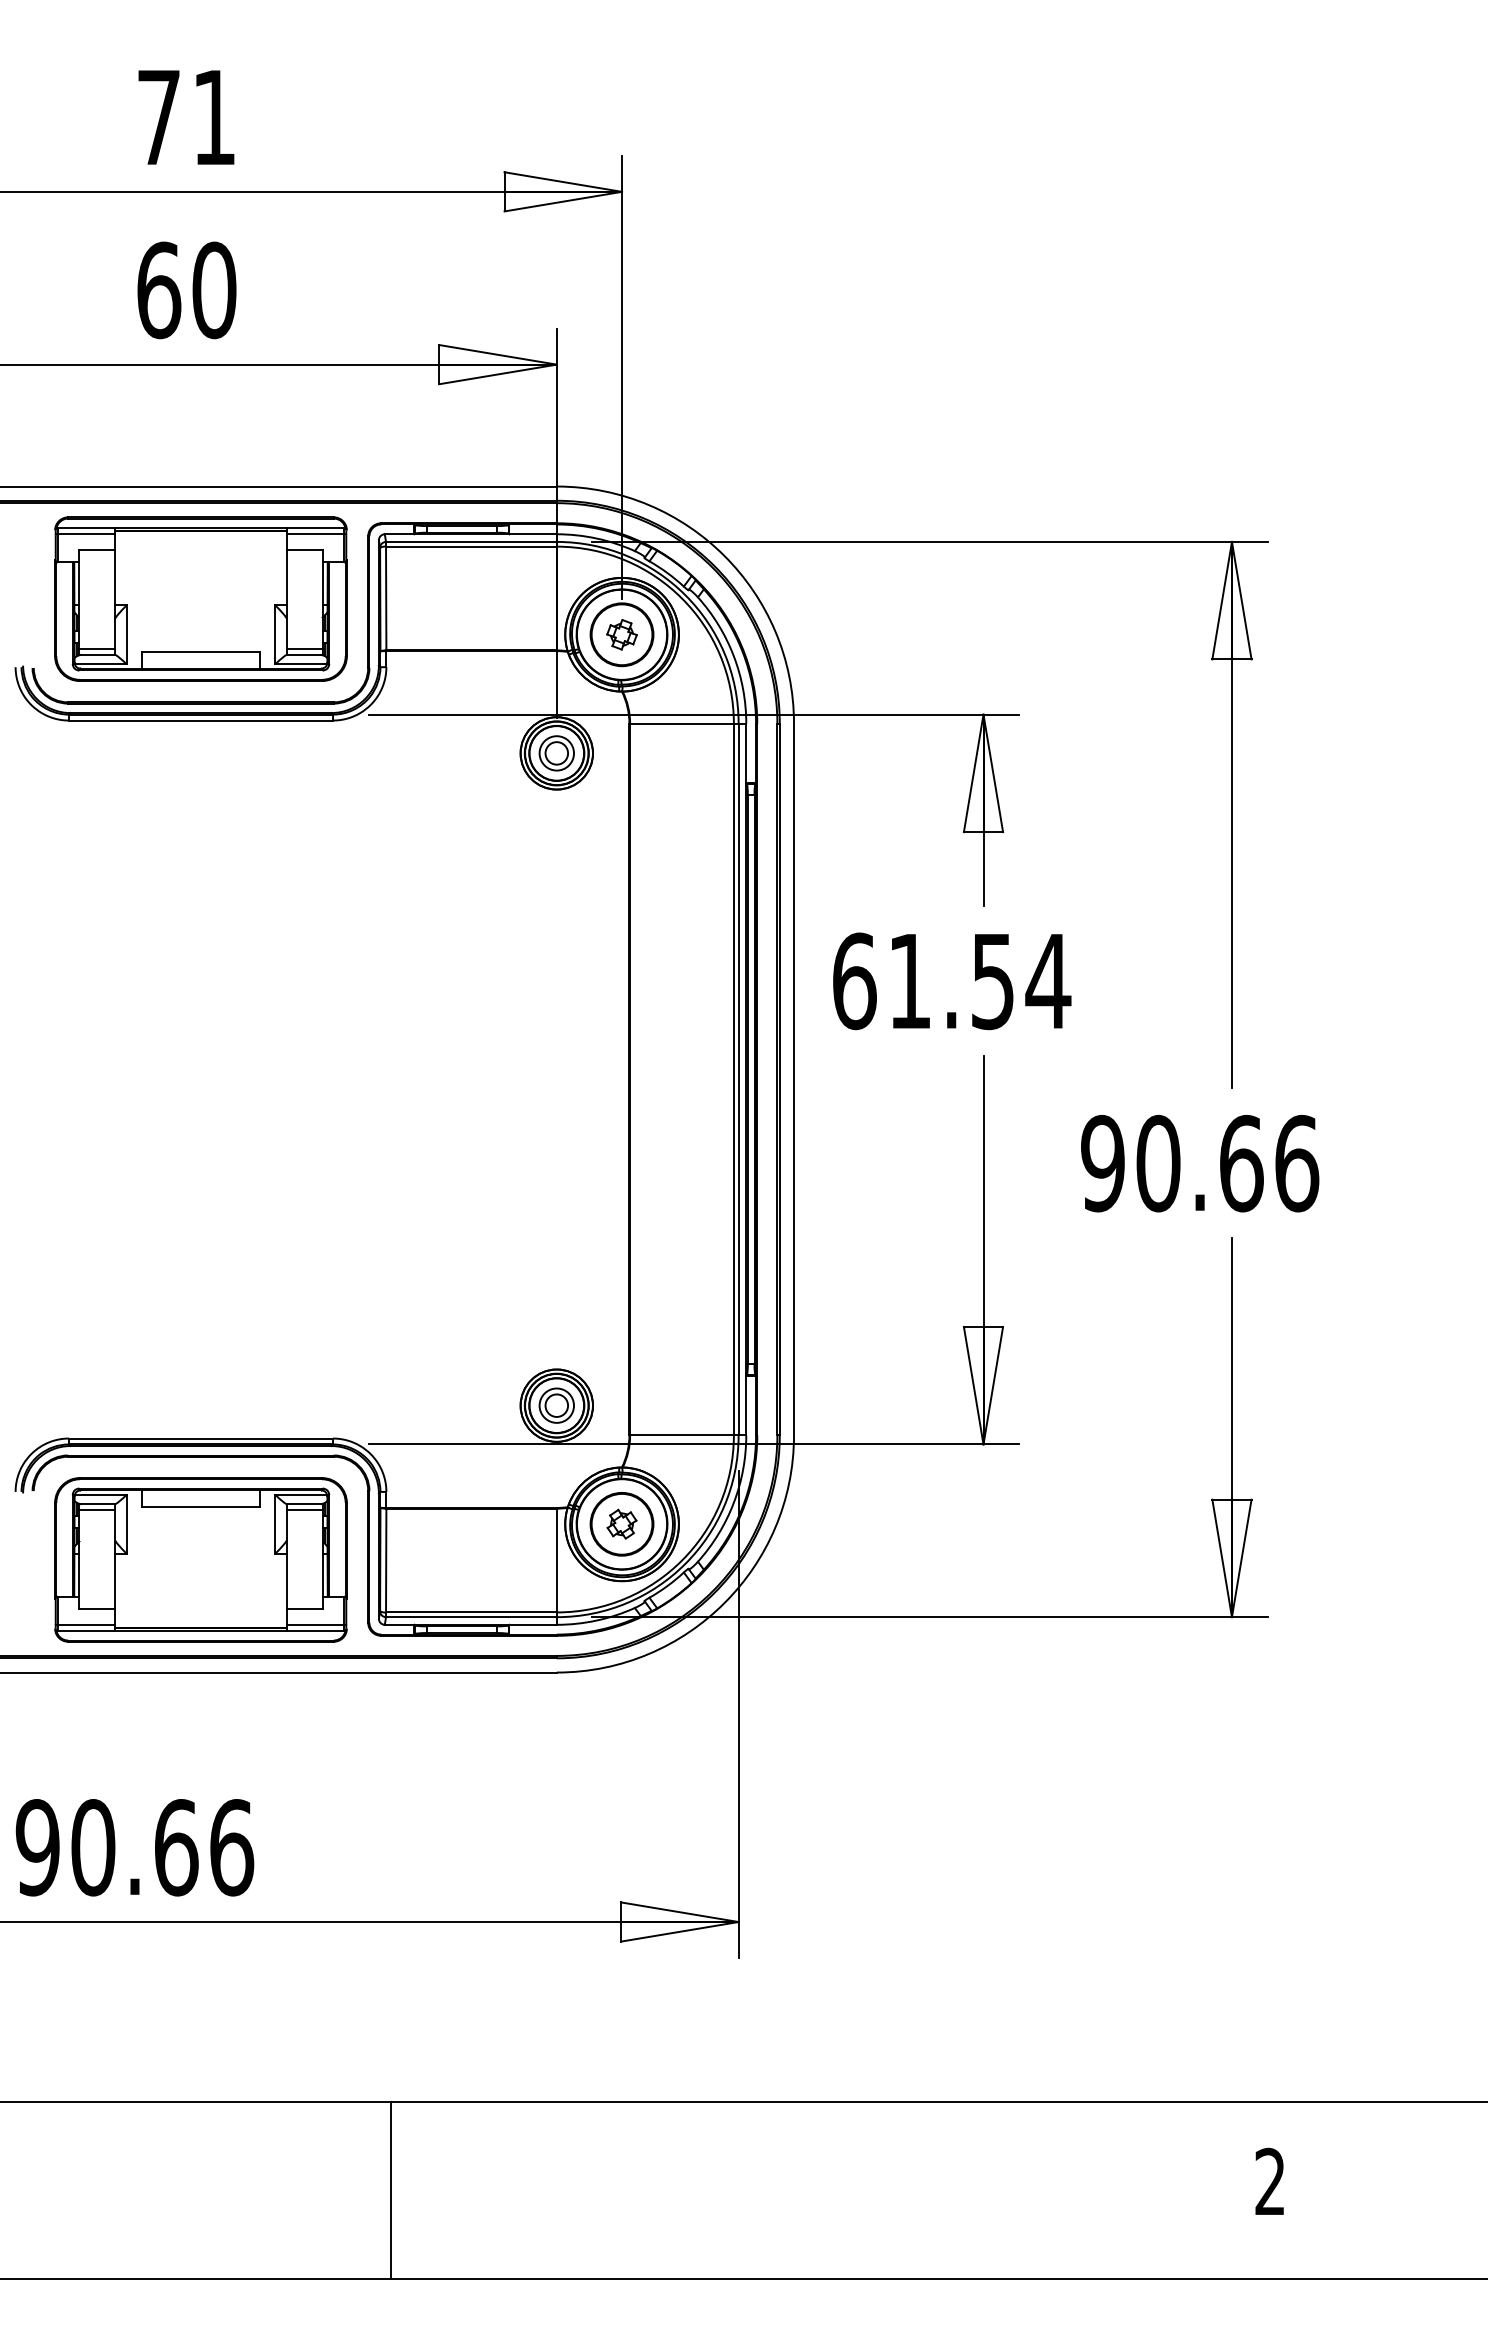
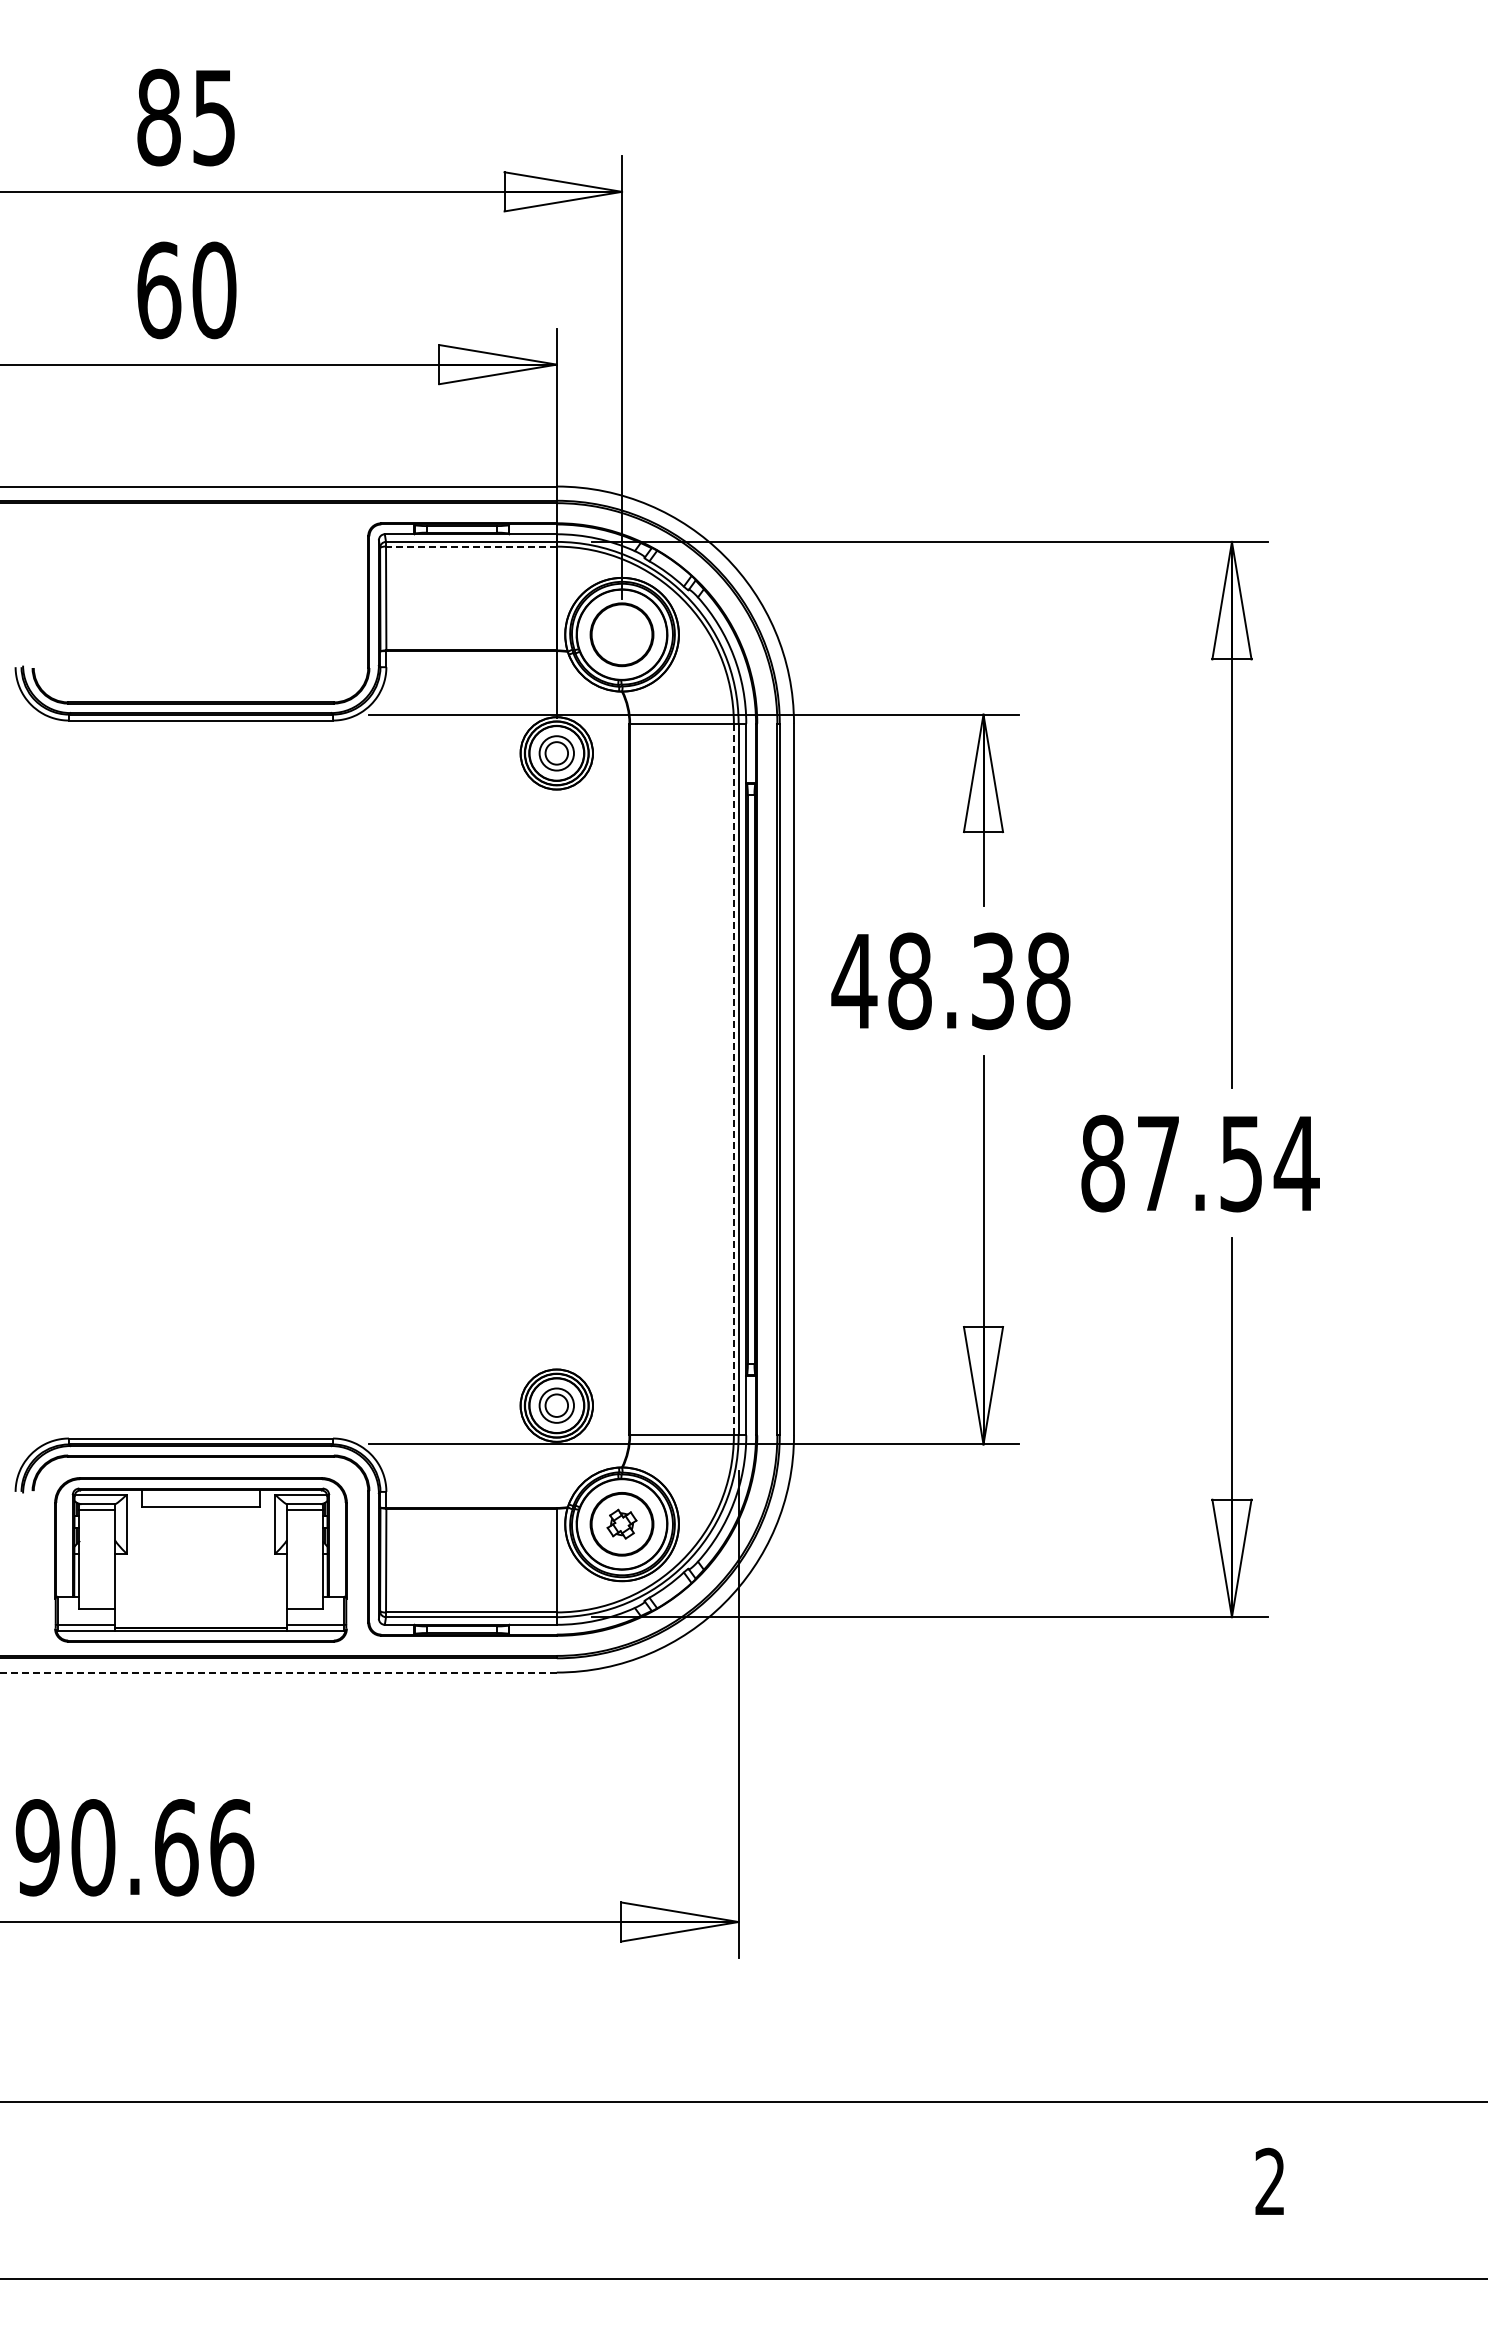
text: 71 -> 85 (185, 117)
line: solid -> dashed (470, 546)
part: present -> none (200, 598)
part: present -> none (621, 634)
text: 61.54 -> 48.38 (951, 981)
line: solid -> dashed (733, 1079)
text: 90.66 -> 87.54 (1200, 1163)
line: solid -> dashed (277, 1672)
line: present -> none (391, 2190)
